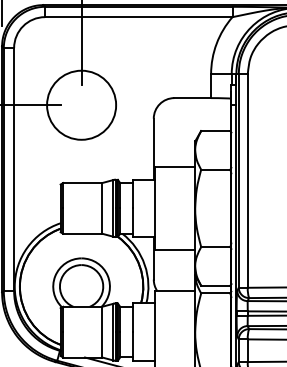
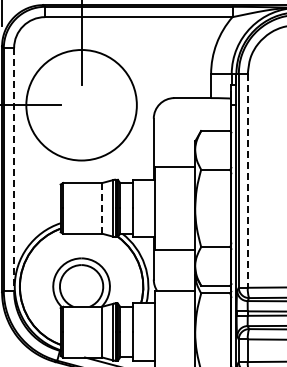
circle diameter: 69 px -> 111 px (81, 105)
line: solid -> dashed (14, 170)
line: solid -> dashed (247, 180)
line: solid -> dashed (102, 208)
